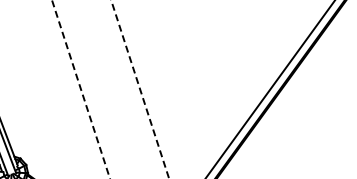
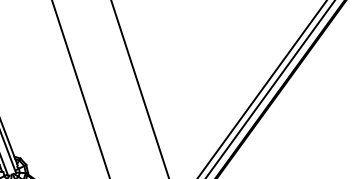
line: none -> present (262, 88)
line: dashed -> solid (81, 89)
line: dashed -> solid (140, 89)
